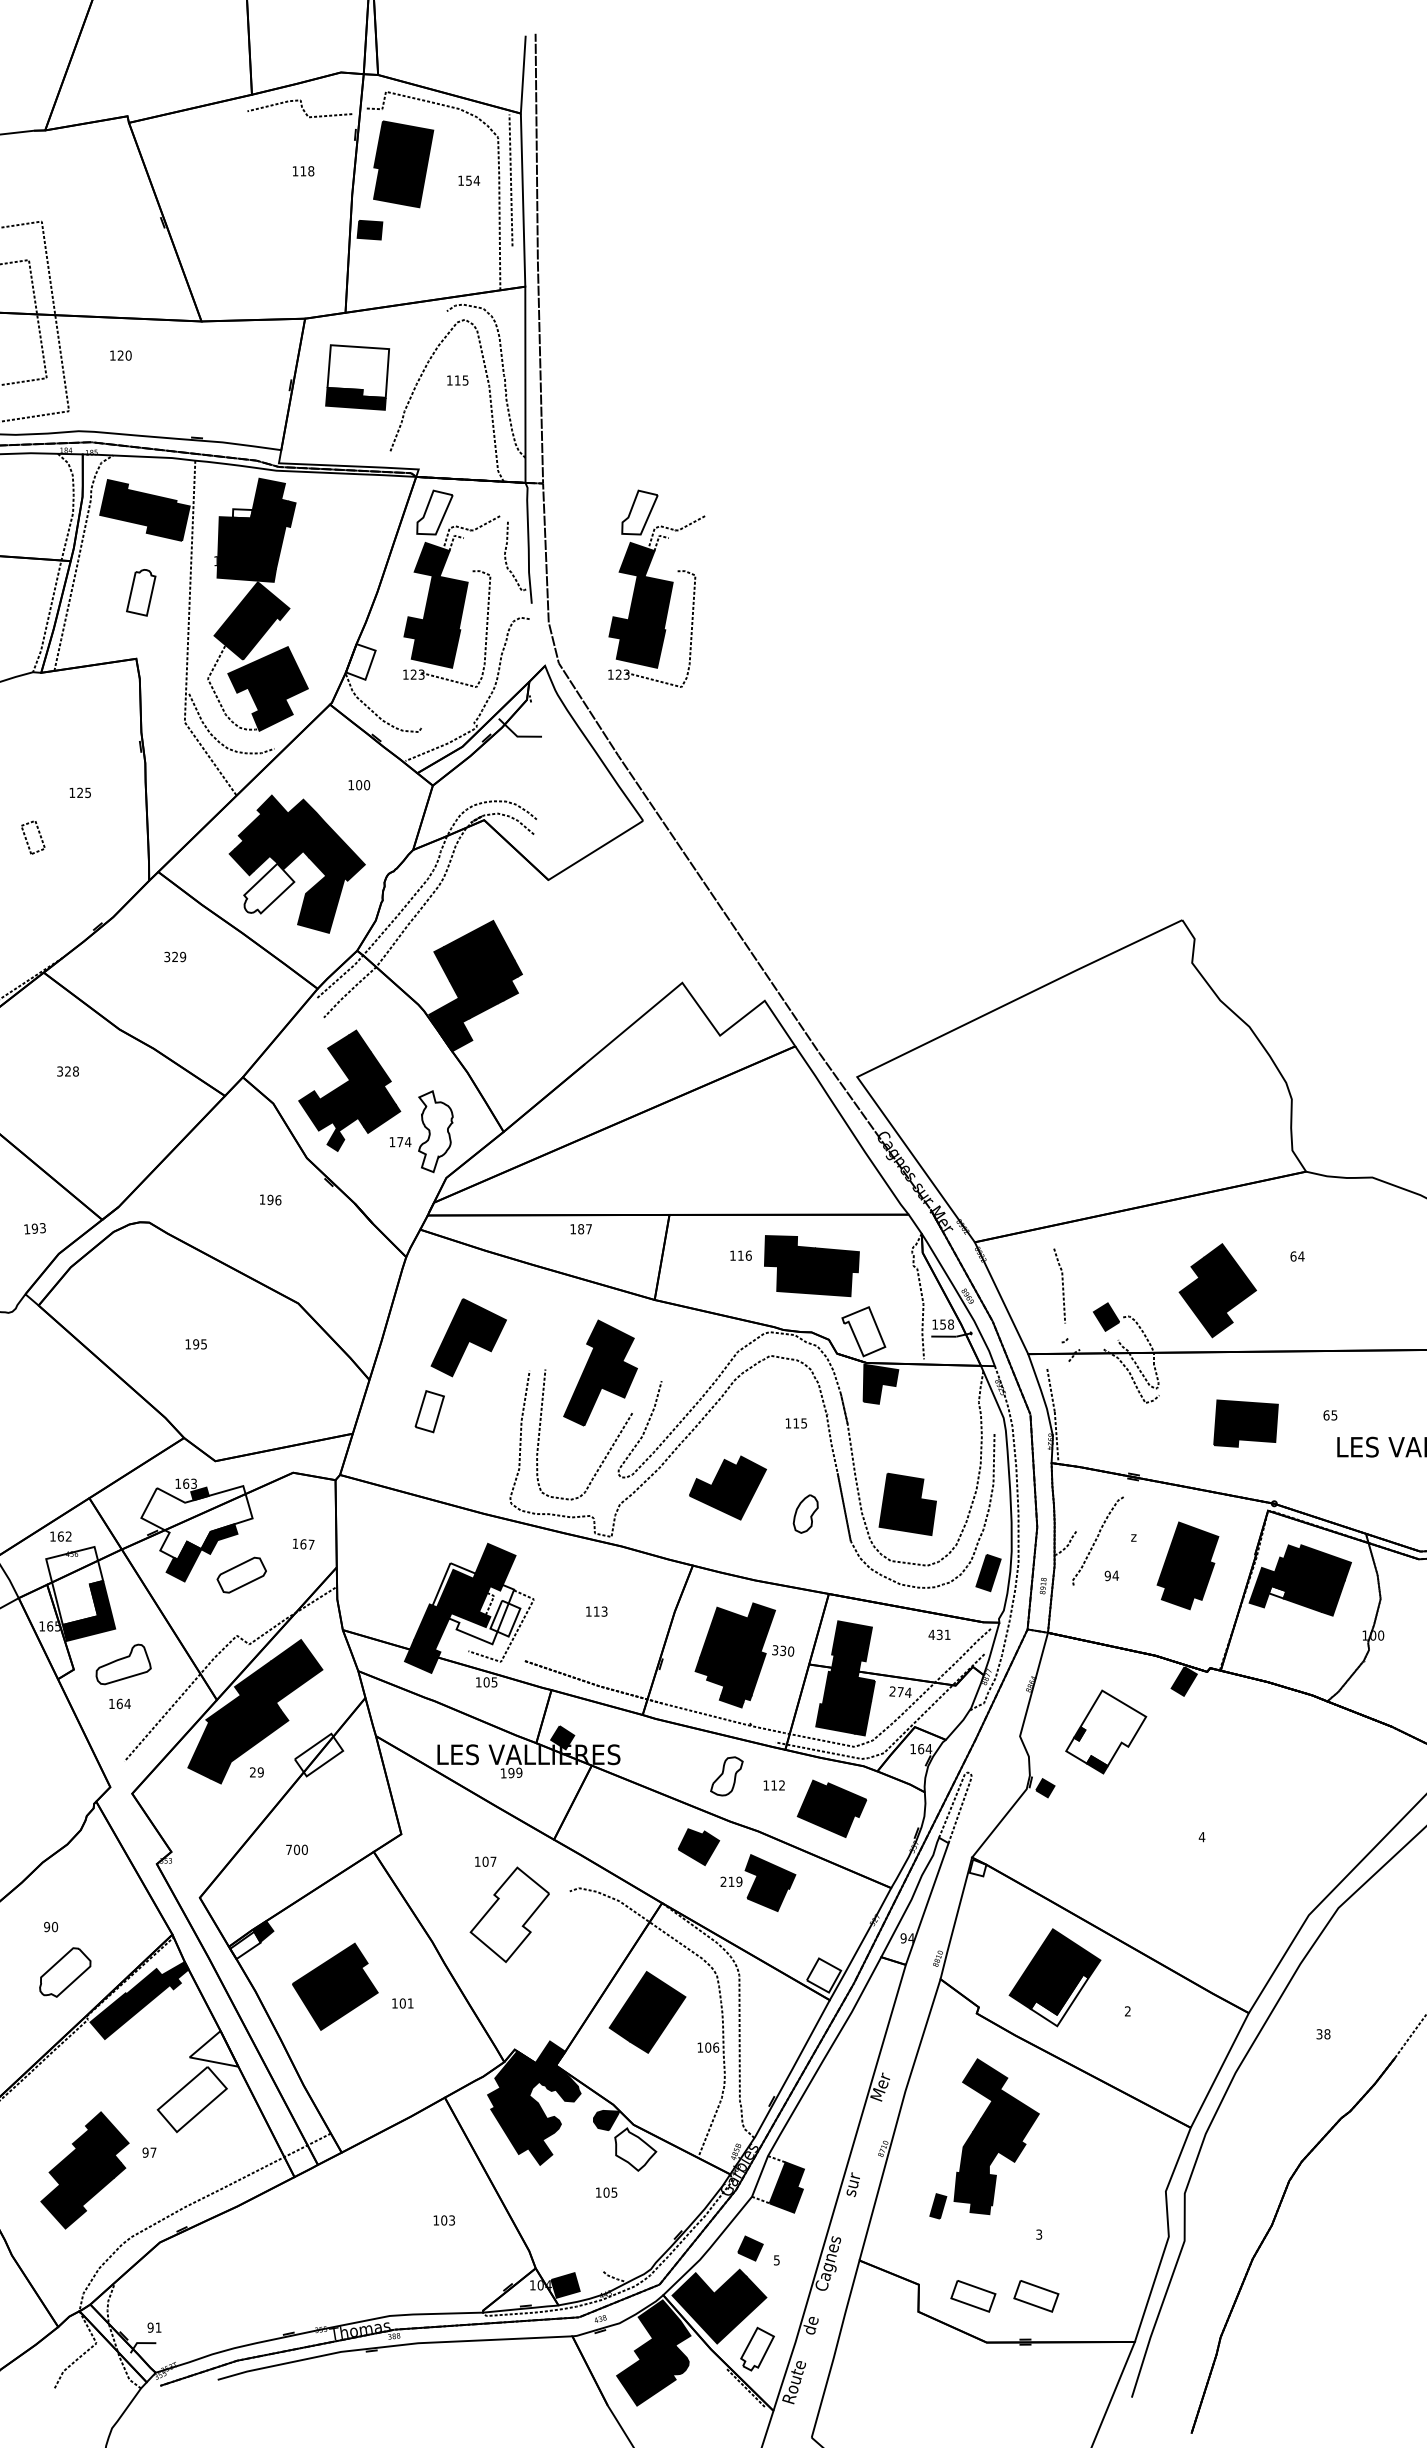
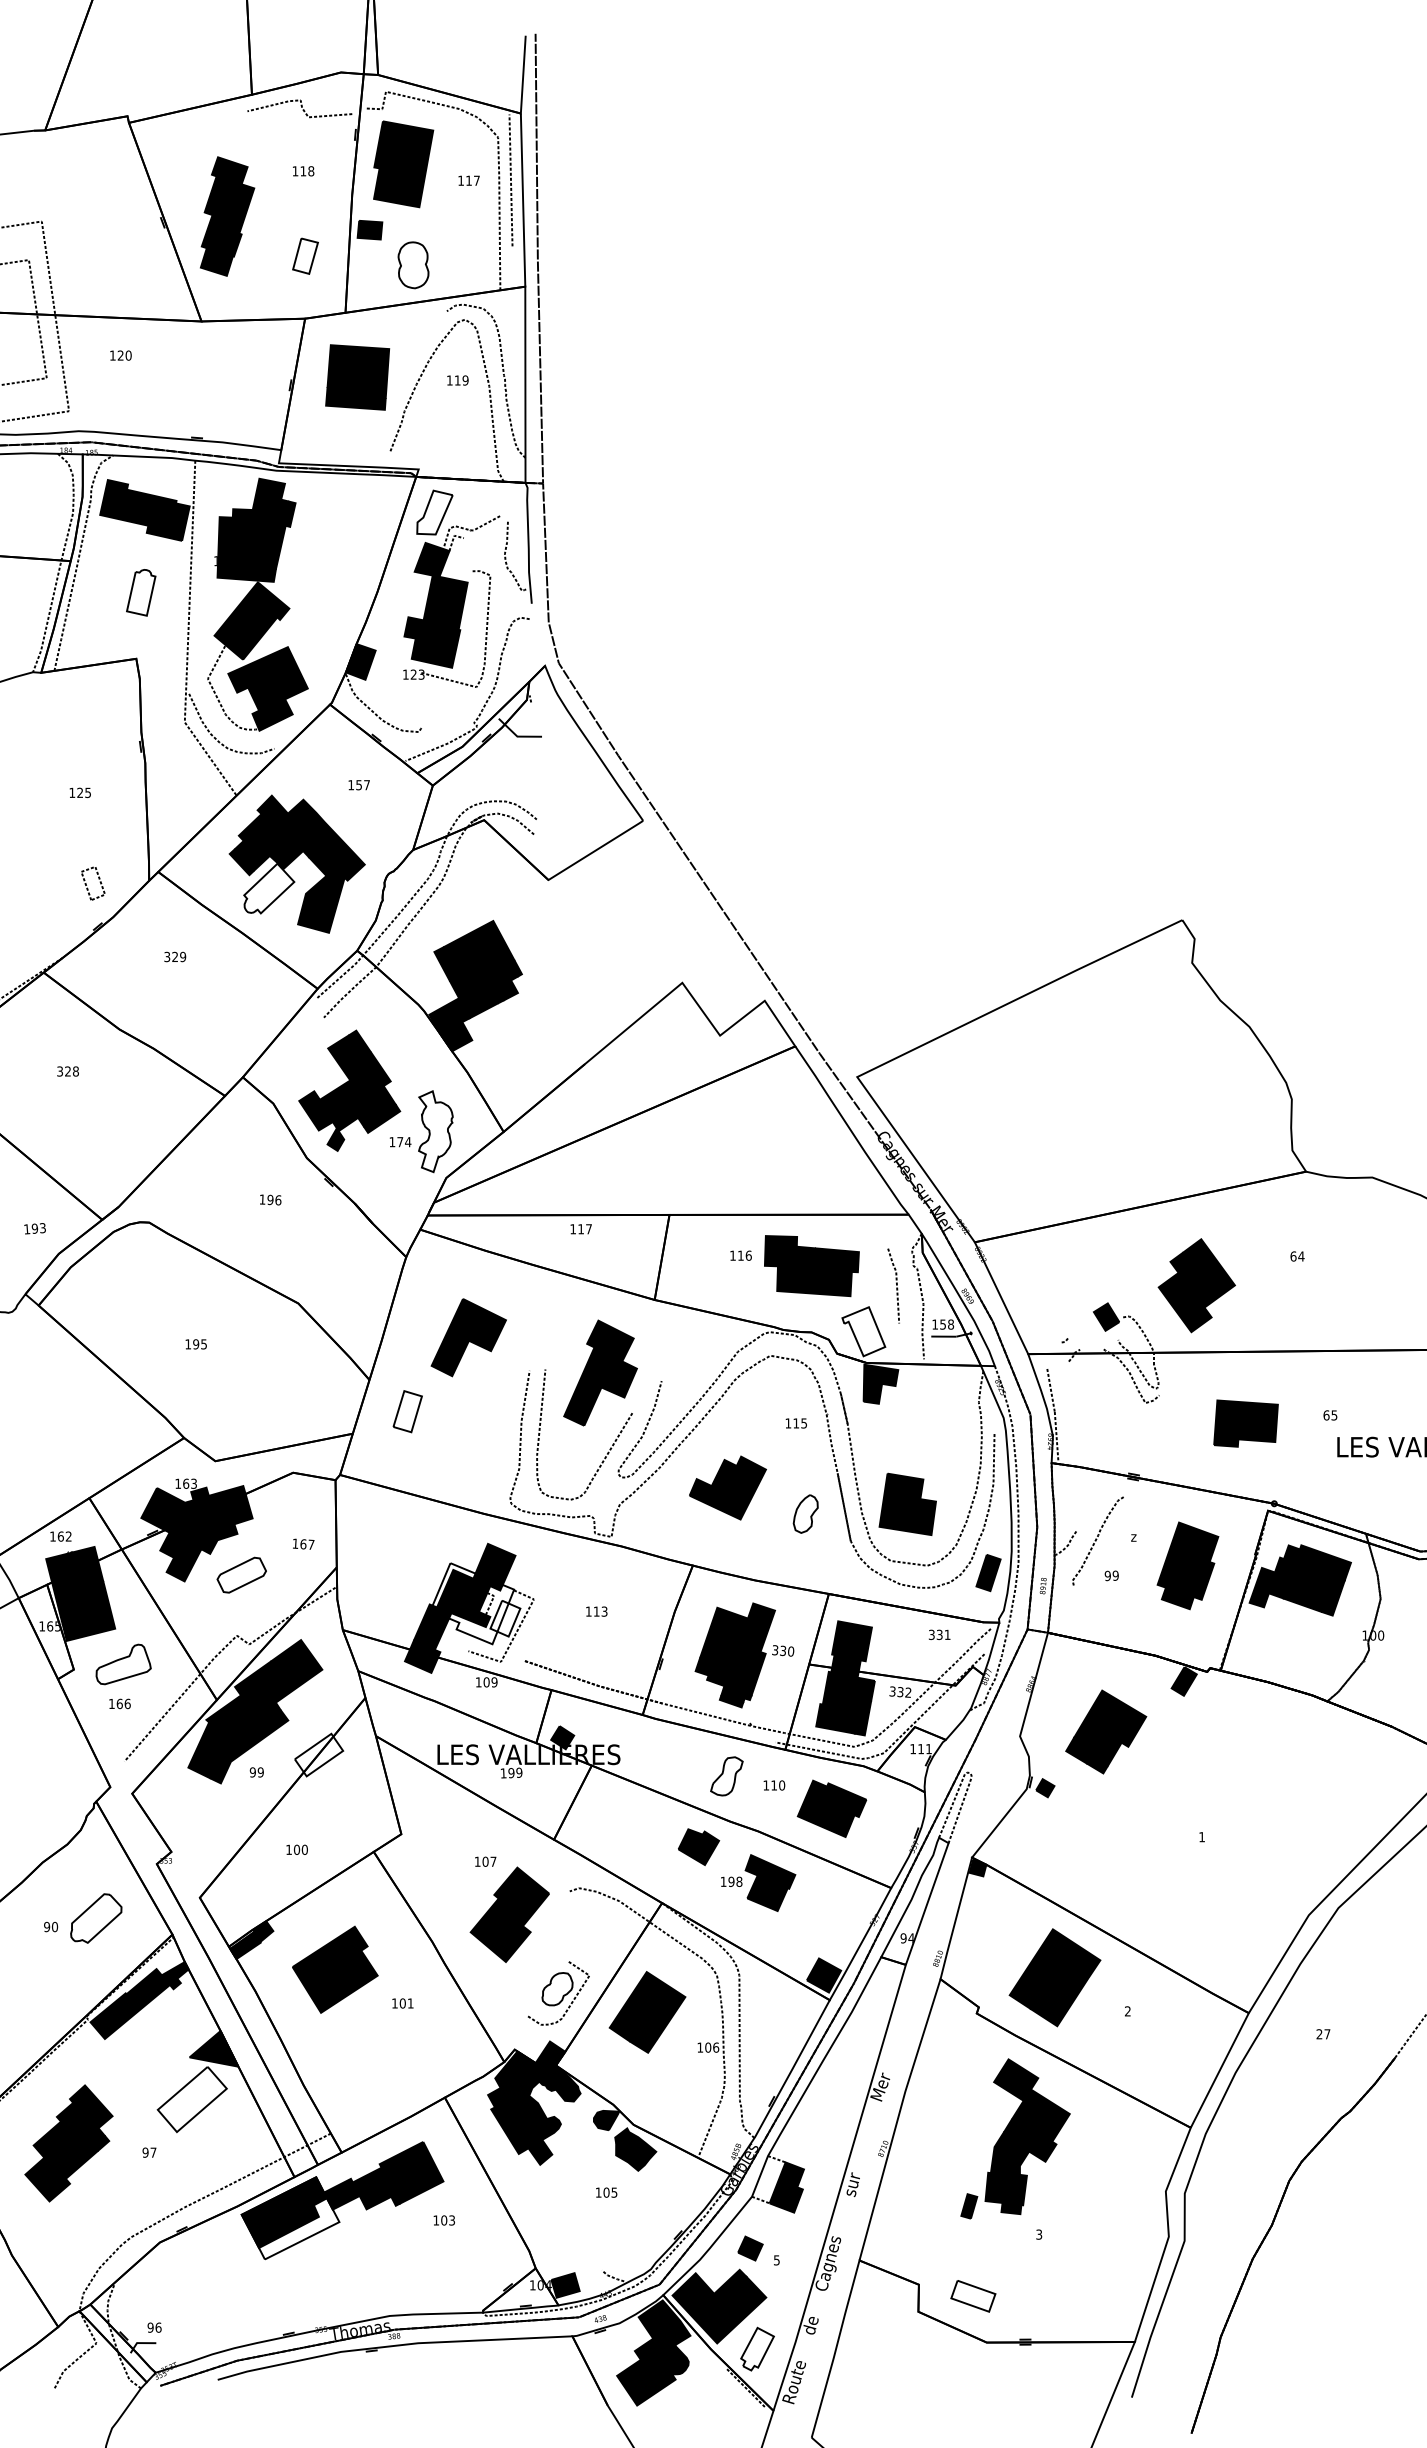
text: 154 -> 117 (473, 180)
part: none -> present (227, 216)
part: none -> present (305, 255)
part: none -> present (413, 265)
fill: none -> present (358, 371)
text: 115 -> 119 (465, 380)
fill: none -> present (242, 513)
part: present -> none (656, 588)
fill: none -> present (360, 661)
text: 100 -> 157 (363, 785)
part position: (39, 836) -> (99, 882) (99, 882)
text: 187 -> 117 (581, 1229)
line position: (1062, 1285) -> (896, 1285) (896, 1285)
part position: (1217, 1290) -> (1196, 1285) (1196, 1285)
part position: (429, 1411) -> (407, 1411) (407, 1411)
fill: none -> present (196, 1522)
text: 94 -> 99 (1115, 1575)
fill: none -> present (74, 1585)
fill: none -> present (1277, 1592)
text: 431 -> 331 (931, 1634)
text: 105 -> 109 (494, 1682)
text: 274 -> 332 (900, 1692)
text: 164 -> 166 (127, 1703)
fill: none -> present (1106, 1728)
text: 164 -> 111 (925, 1749)
text: 29 -> 99 (252, 1772)
text: 112 -> 110 (782, 1785)
text: 4 -> 1 (1201, 1837)
text: 700 -> 100 (288, 1849)
fill: none -> present (977, 1867)
text: 219 -> 198 (731, 1881)
fill: none -> present (509, 1914)
fill: none -> present (245, 1945)
part position: (65, 1972) -> (96, 1918) (96, 1918)
fill: none -> present (823, 1975)
part position: (335, 1986) -> (335, 1969) (335, 1969)
part: none -> present (558, 1993)
fill: none -> present (1059, 2000)
text: 38 -> 27 (1323, 2034)
fill: none -> present (213, 2048)
part position: (984, 2138) -> (1015, 2138) (1015, 2138)
fill: none -> present (635, 2149)
part position: (84, 2170) -> (68, 2143) (68, 2143)
part: none -> present (342, 2200)
part: present -> none (1036, 2296)
text: 91 -> 96 (158, 2327)
